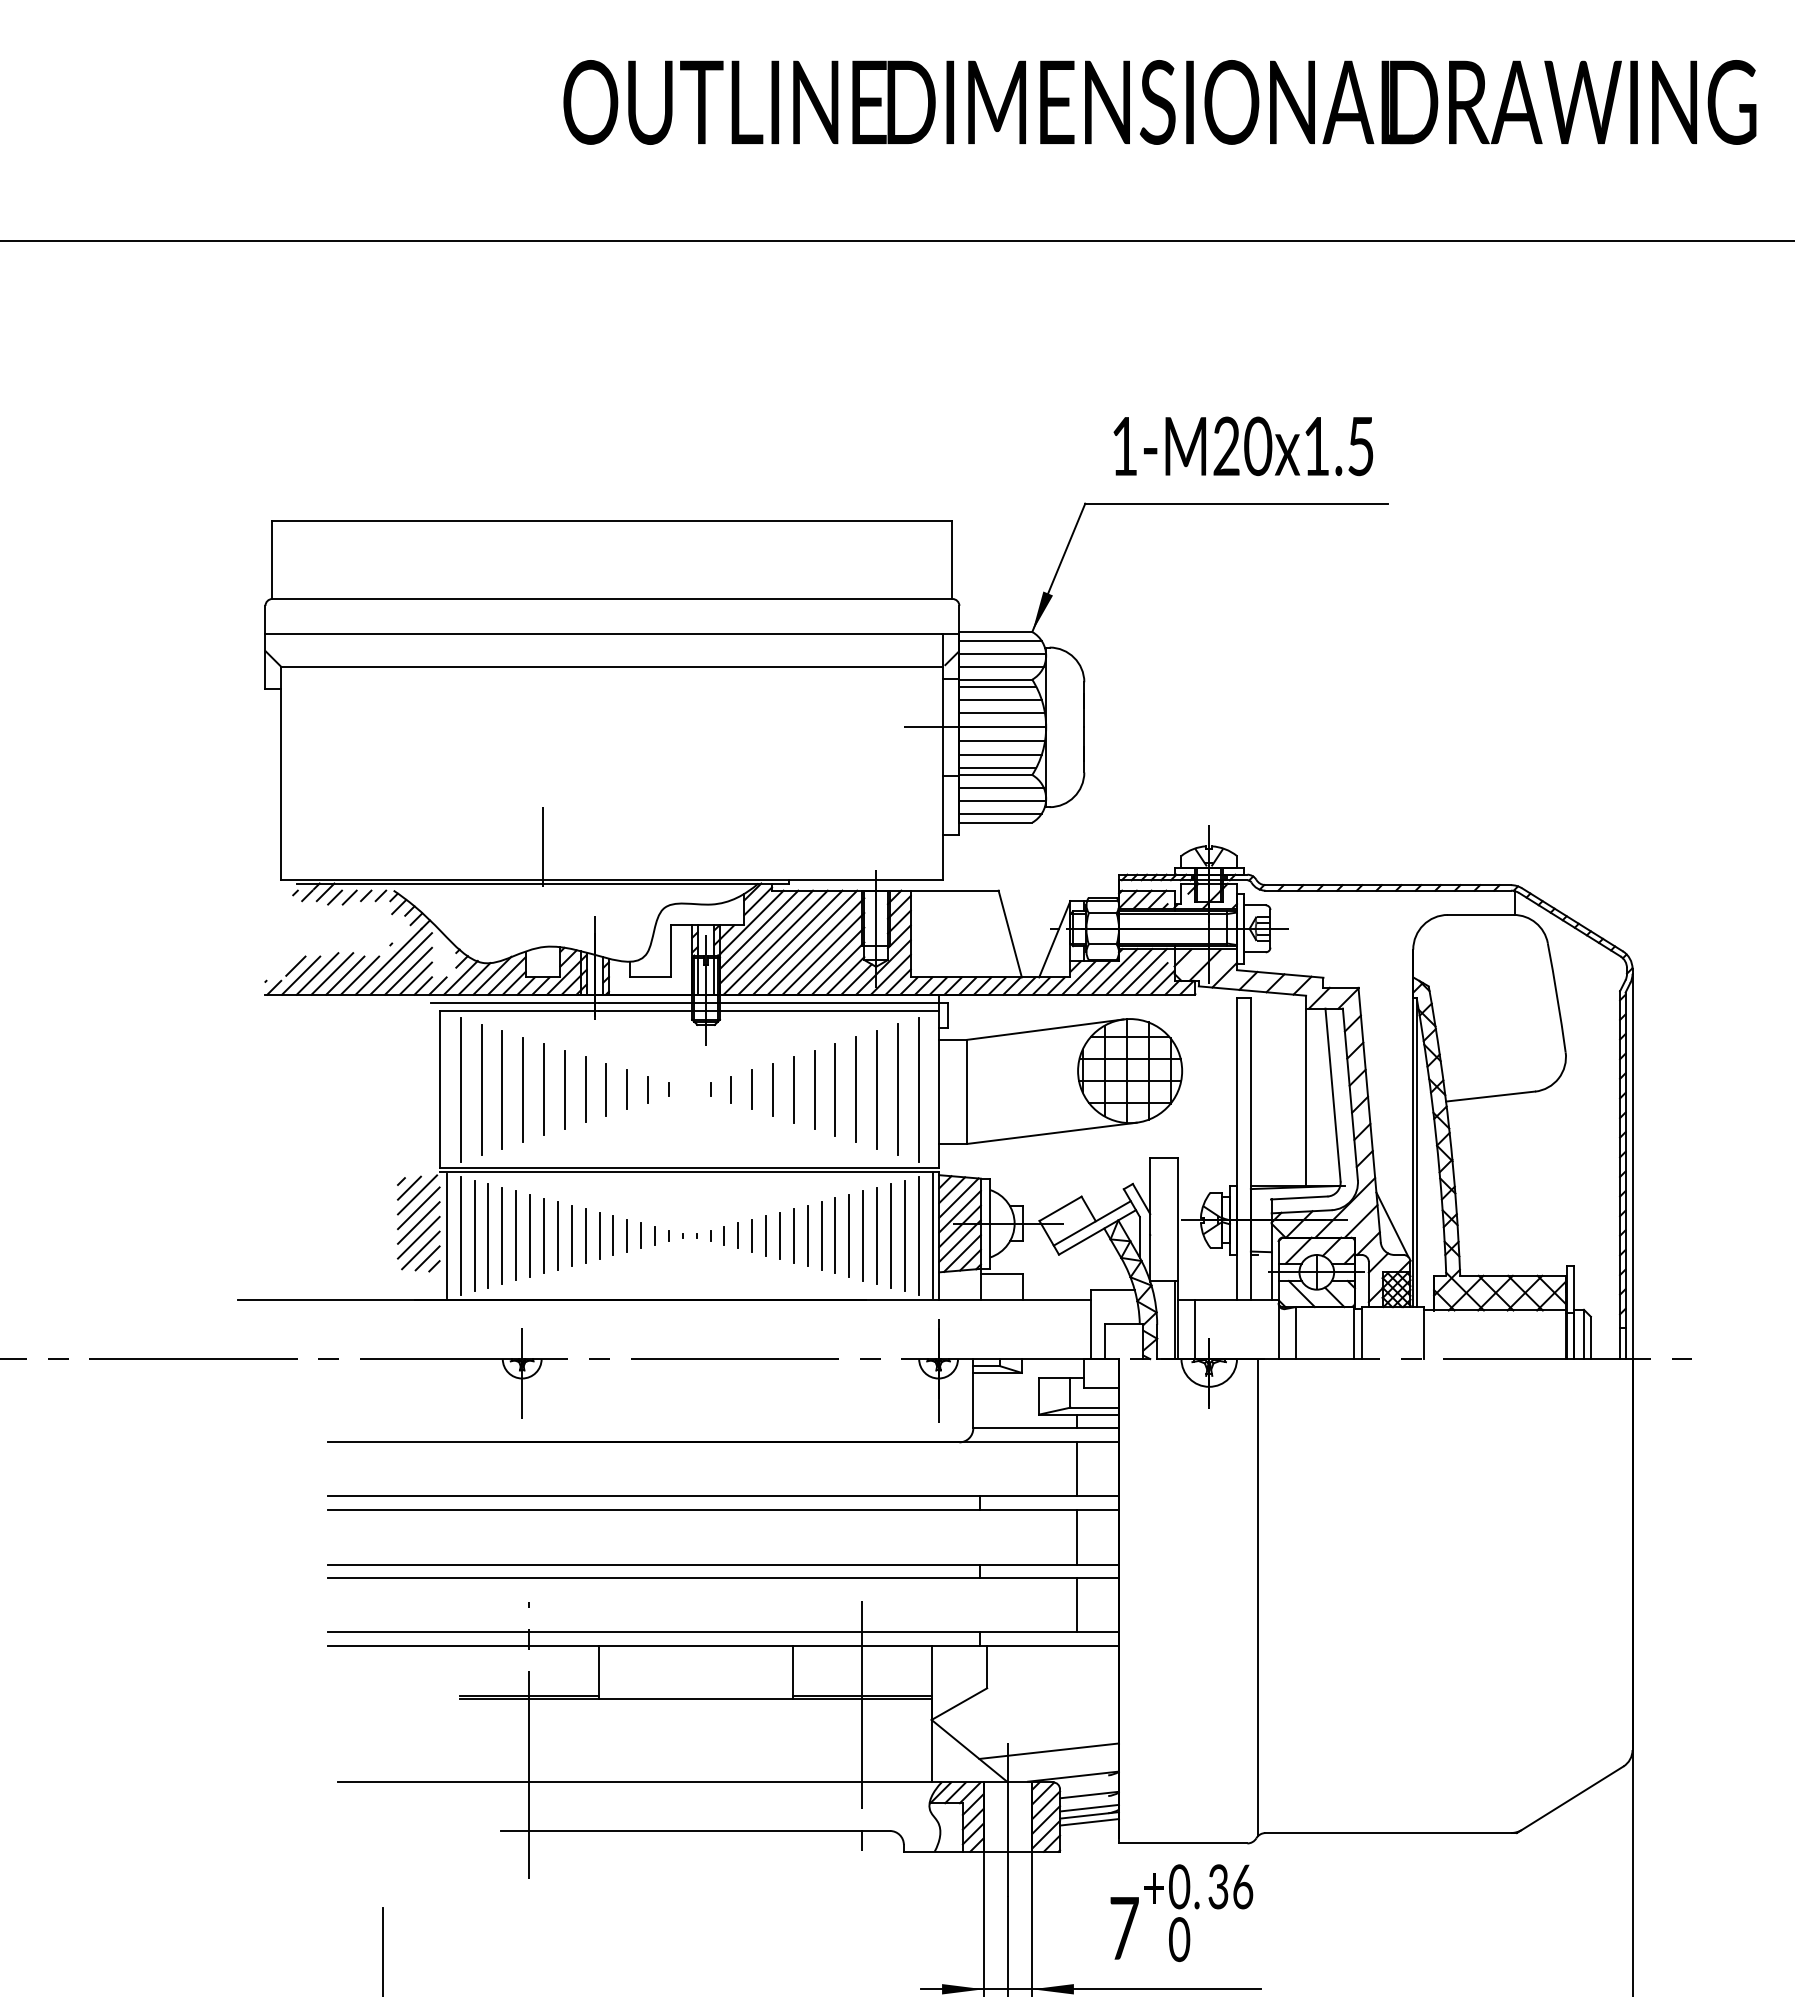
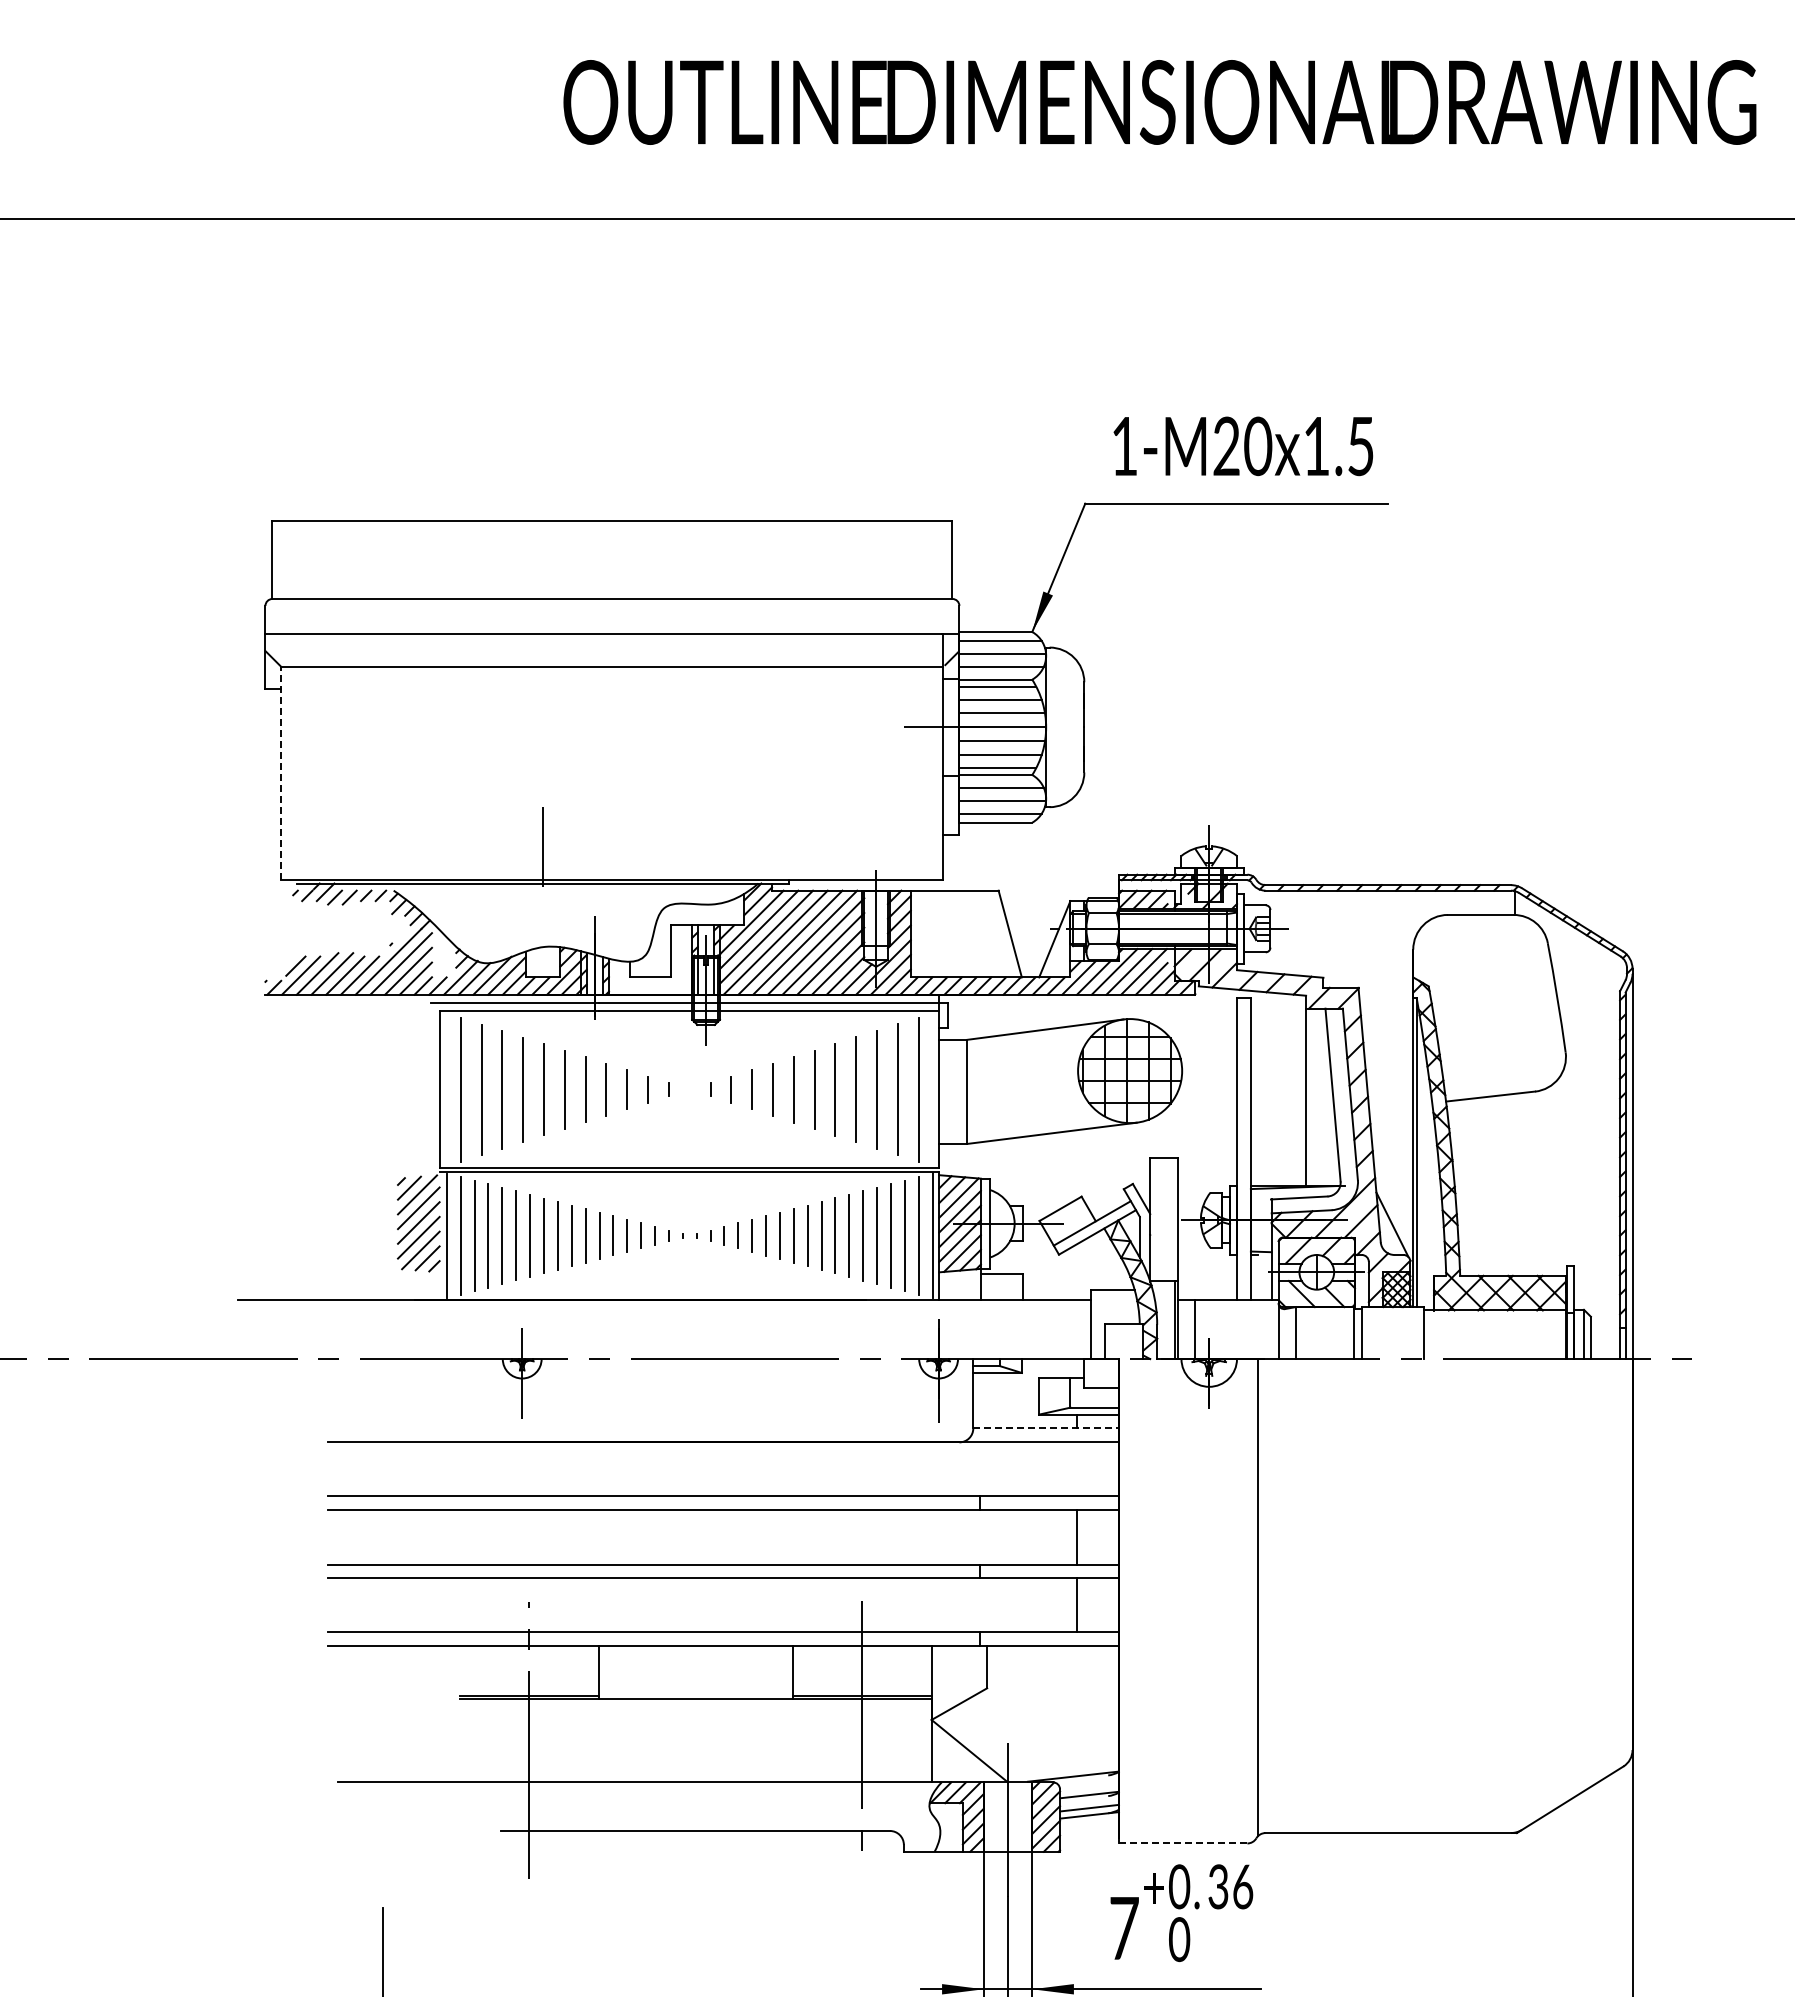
line position: (896, 241) -> (896, 219) (896, 219)
line: solid -> dashed (281, 773)
line: solid -> dashed (1046, 1428)
line: present -> none (1077, 1469)
line: present -> none (1049, 1750)
line: present -> none (1089, 1822)
line: solid -> dashed (1183, 1843)
